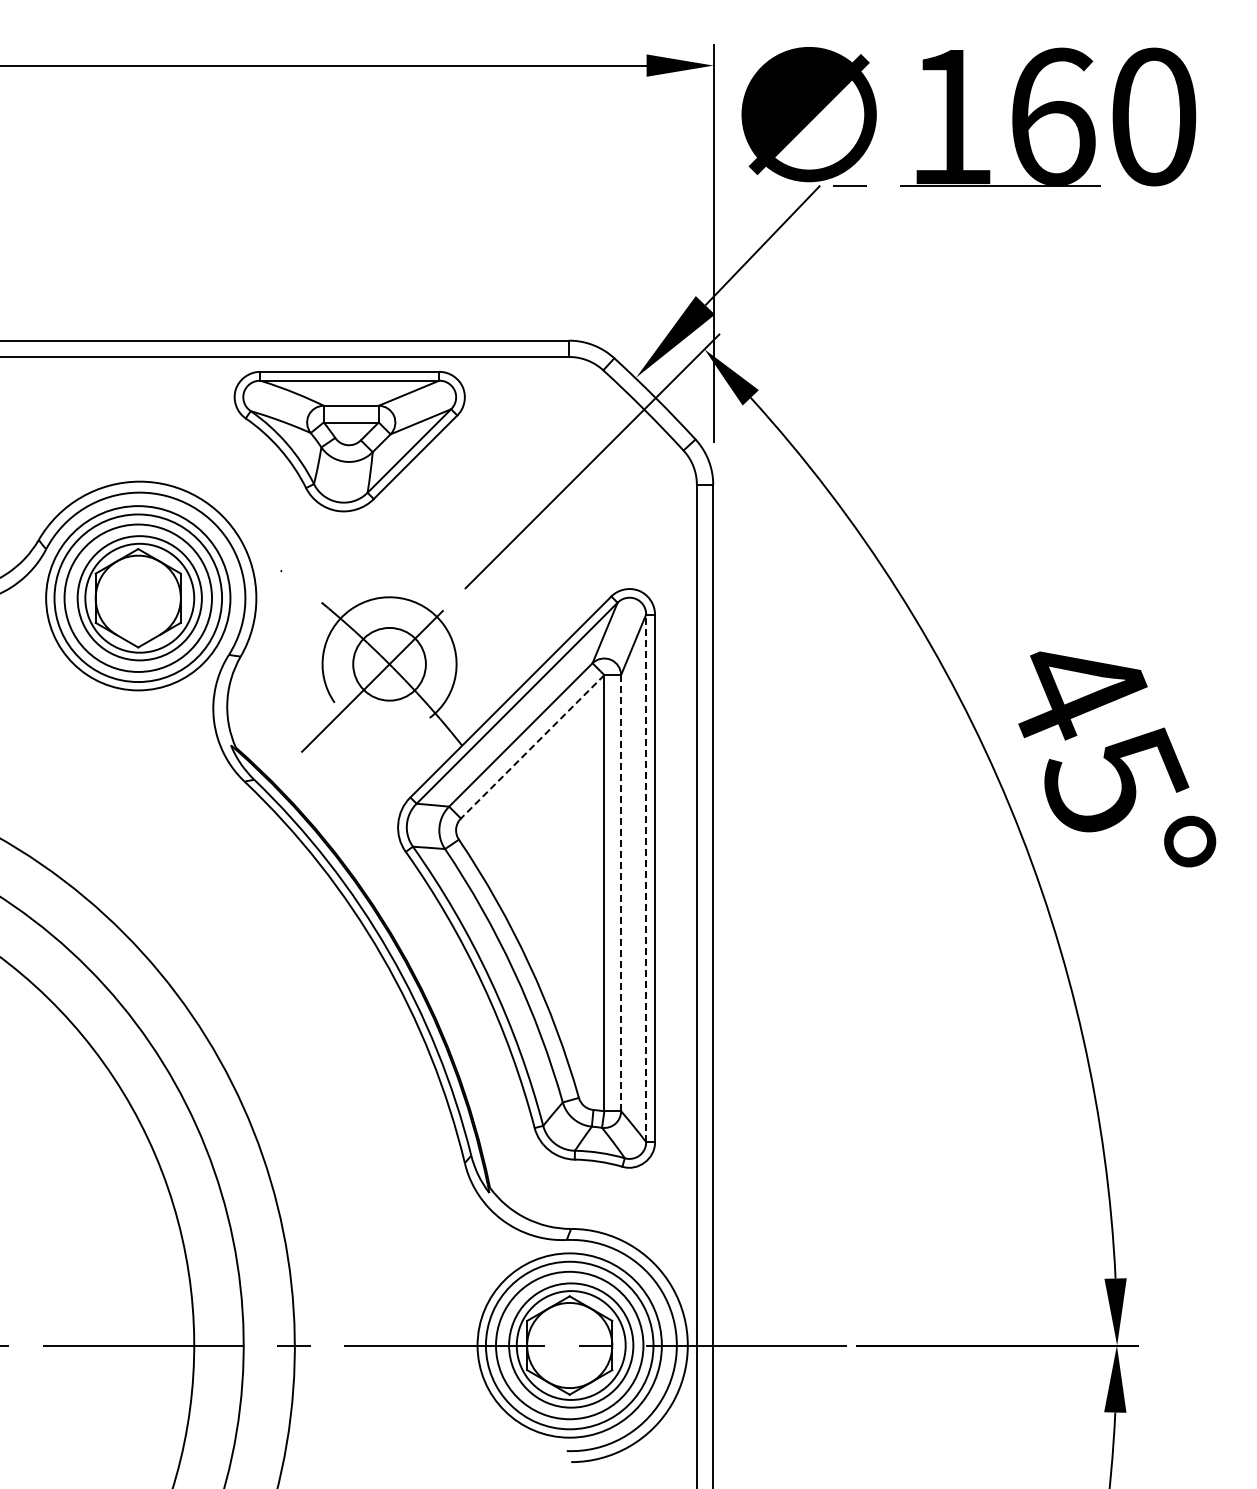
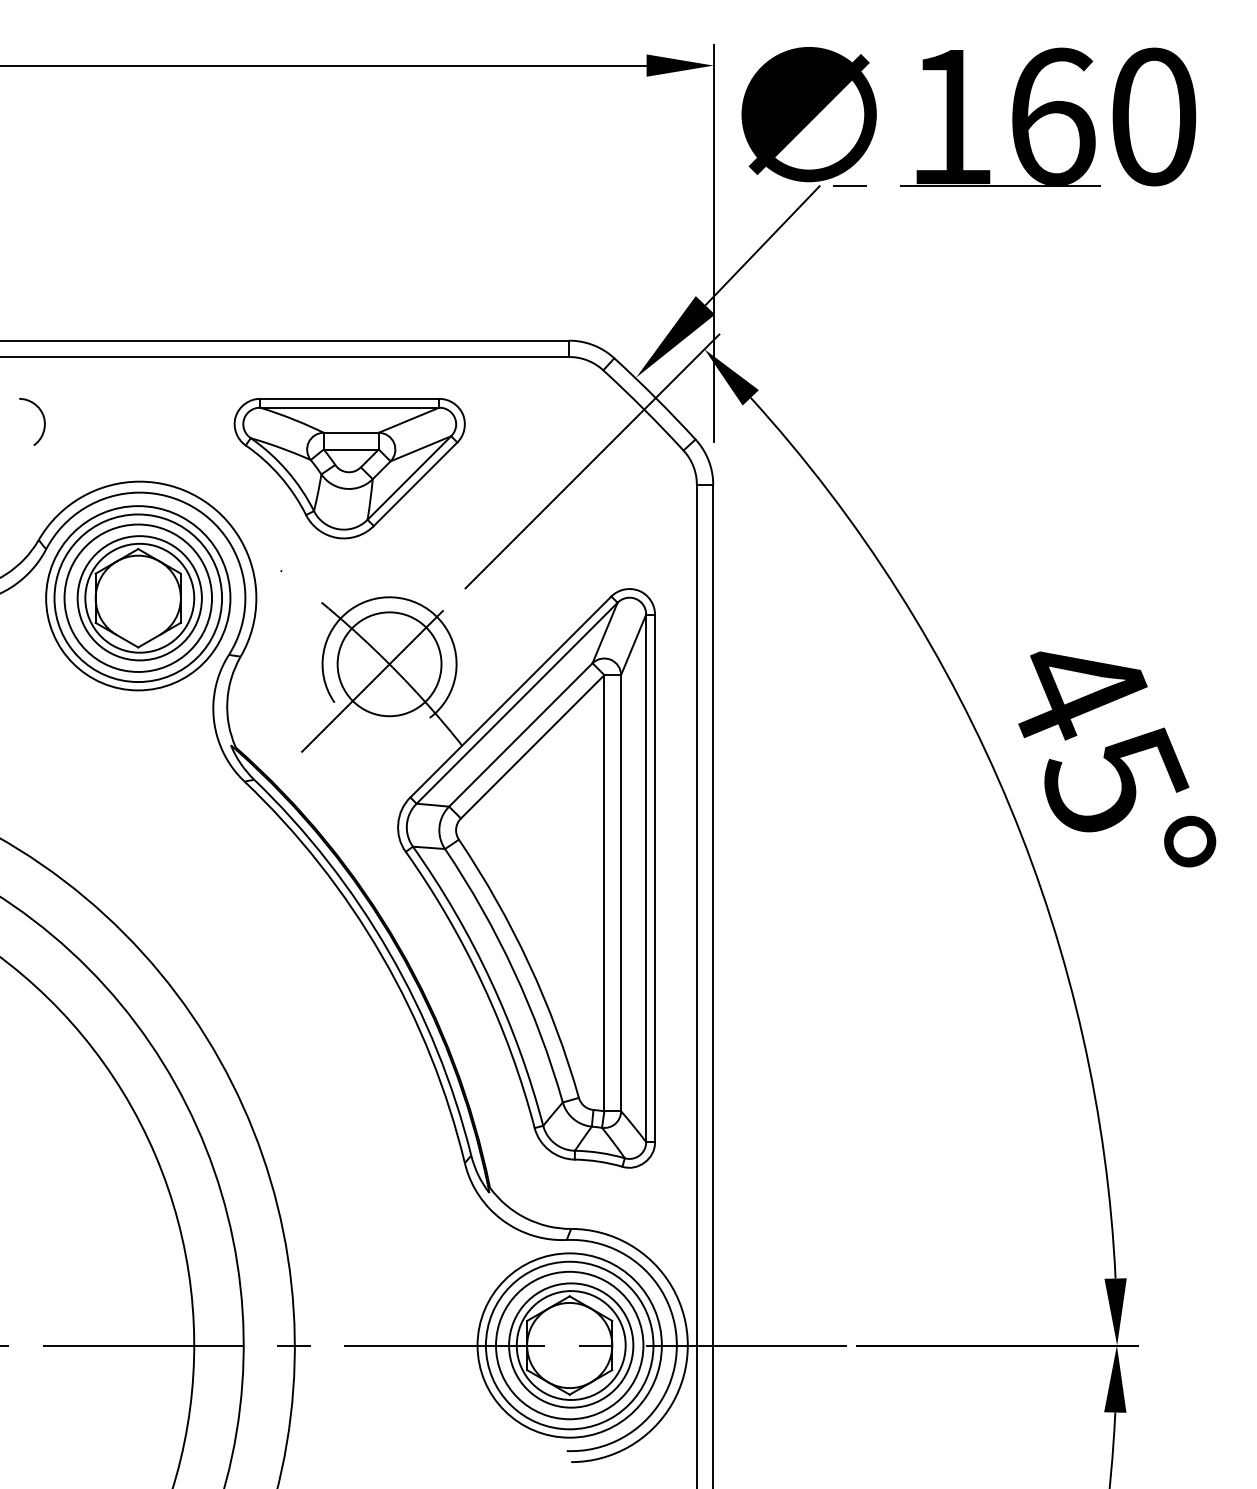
curve: none -> present (43, 421)
part position: (349, 441) -> (349, 468) (349, 468)
circle diameter: 73 px -> 104 px (389, 664)
line: dashed -> solid (532, 747)
line: dashed -> solid (646, 878)
line: dashed -> solid (621, 893)
